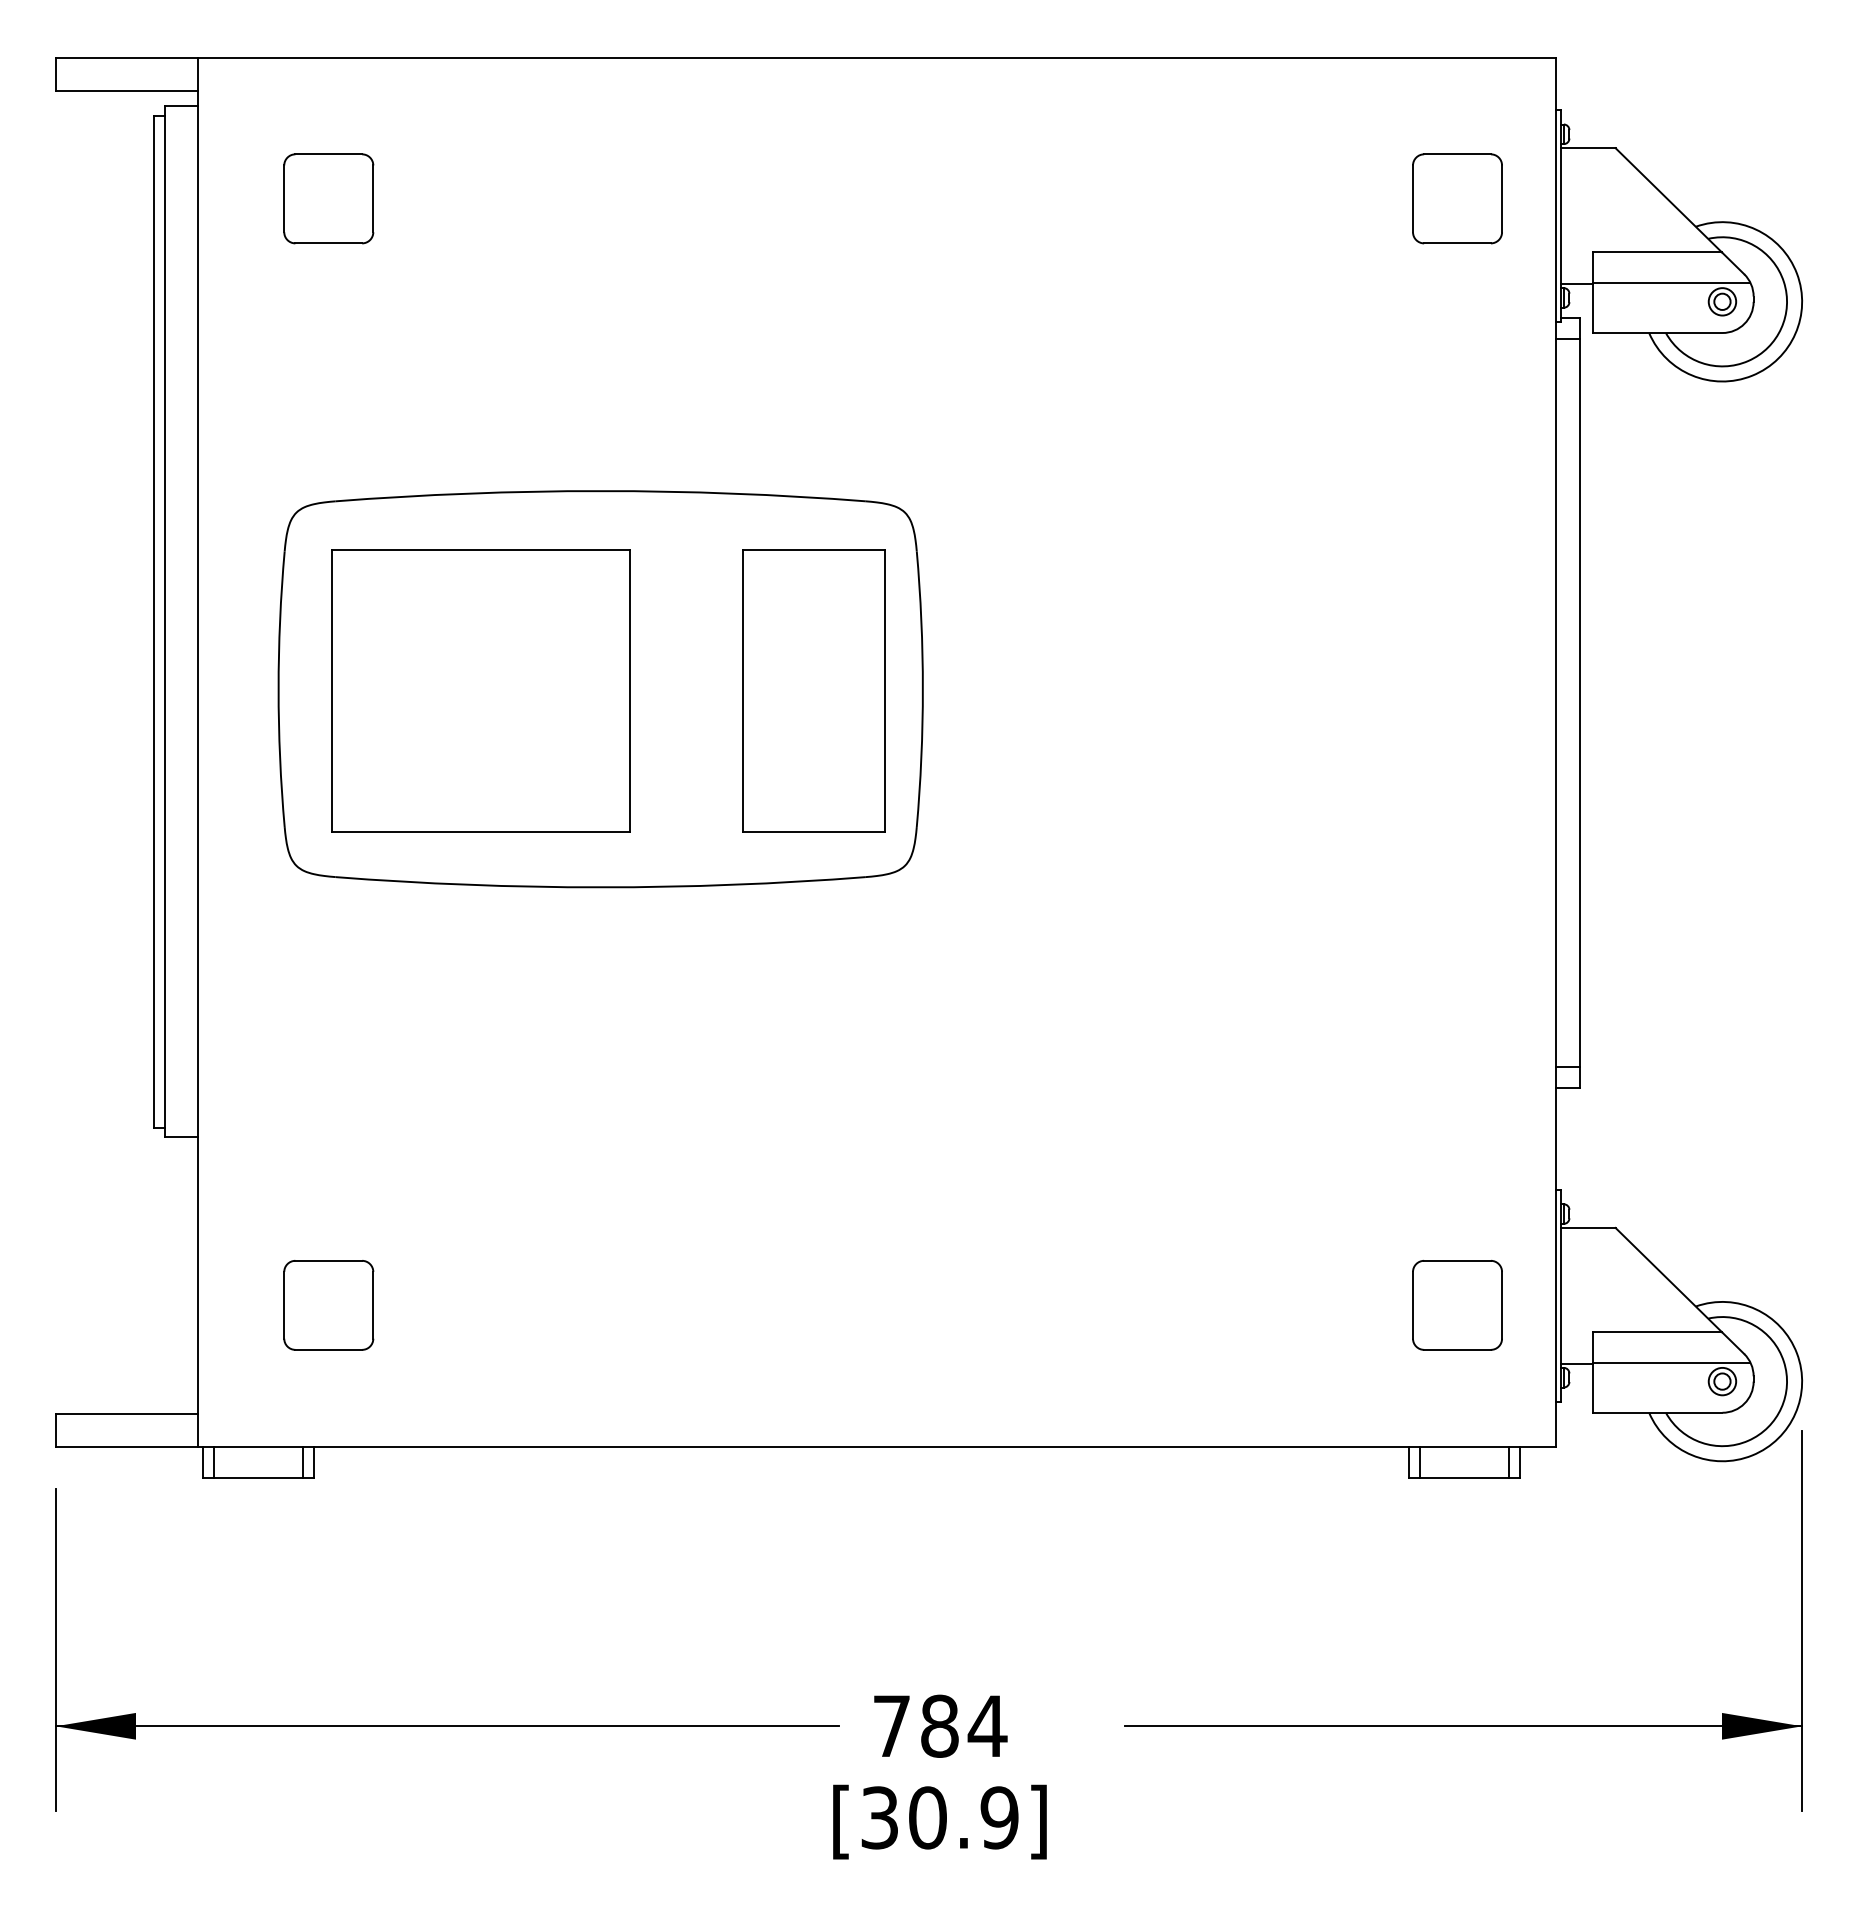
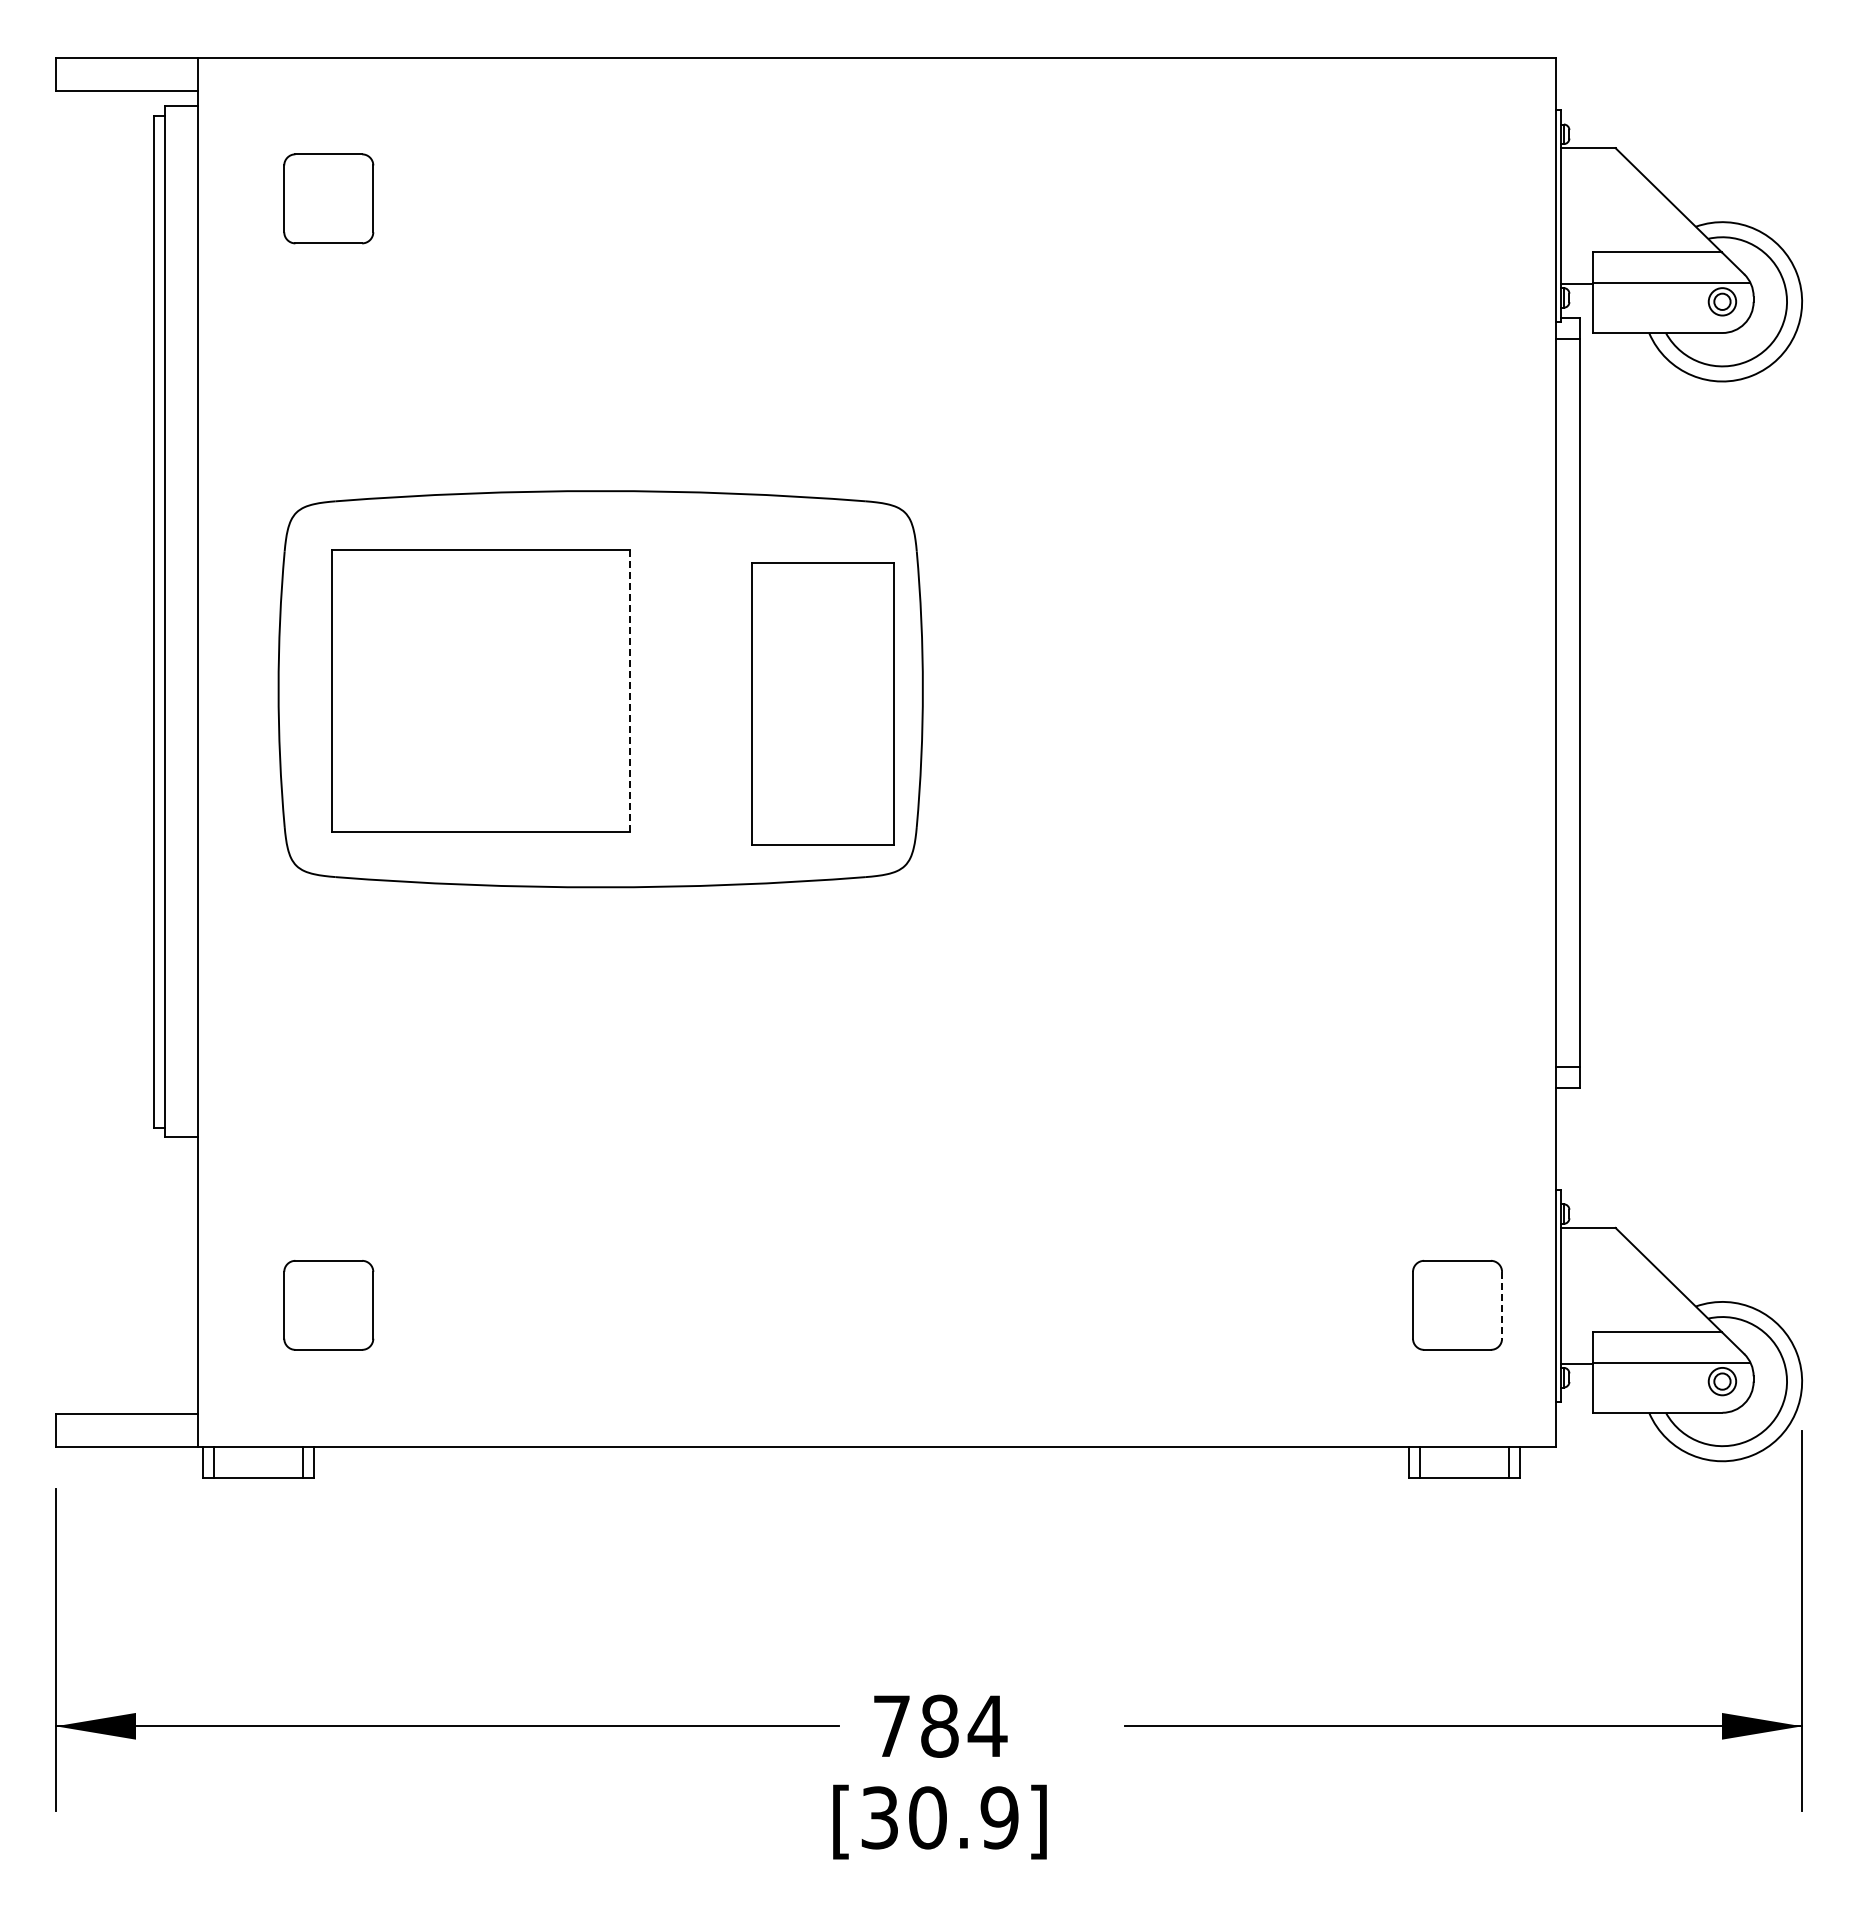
part: present -> none (1457, 198)
line: solid -> dashed (629, 690)
part position: (813, 690) -> (822, 703) (822, 703)
line: solid -> dashed (1502, 1305)
